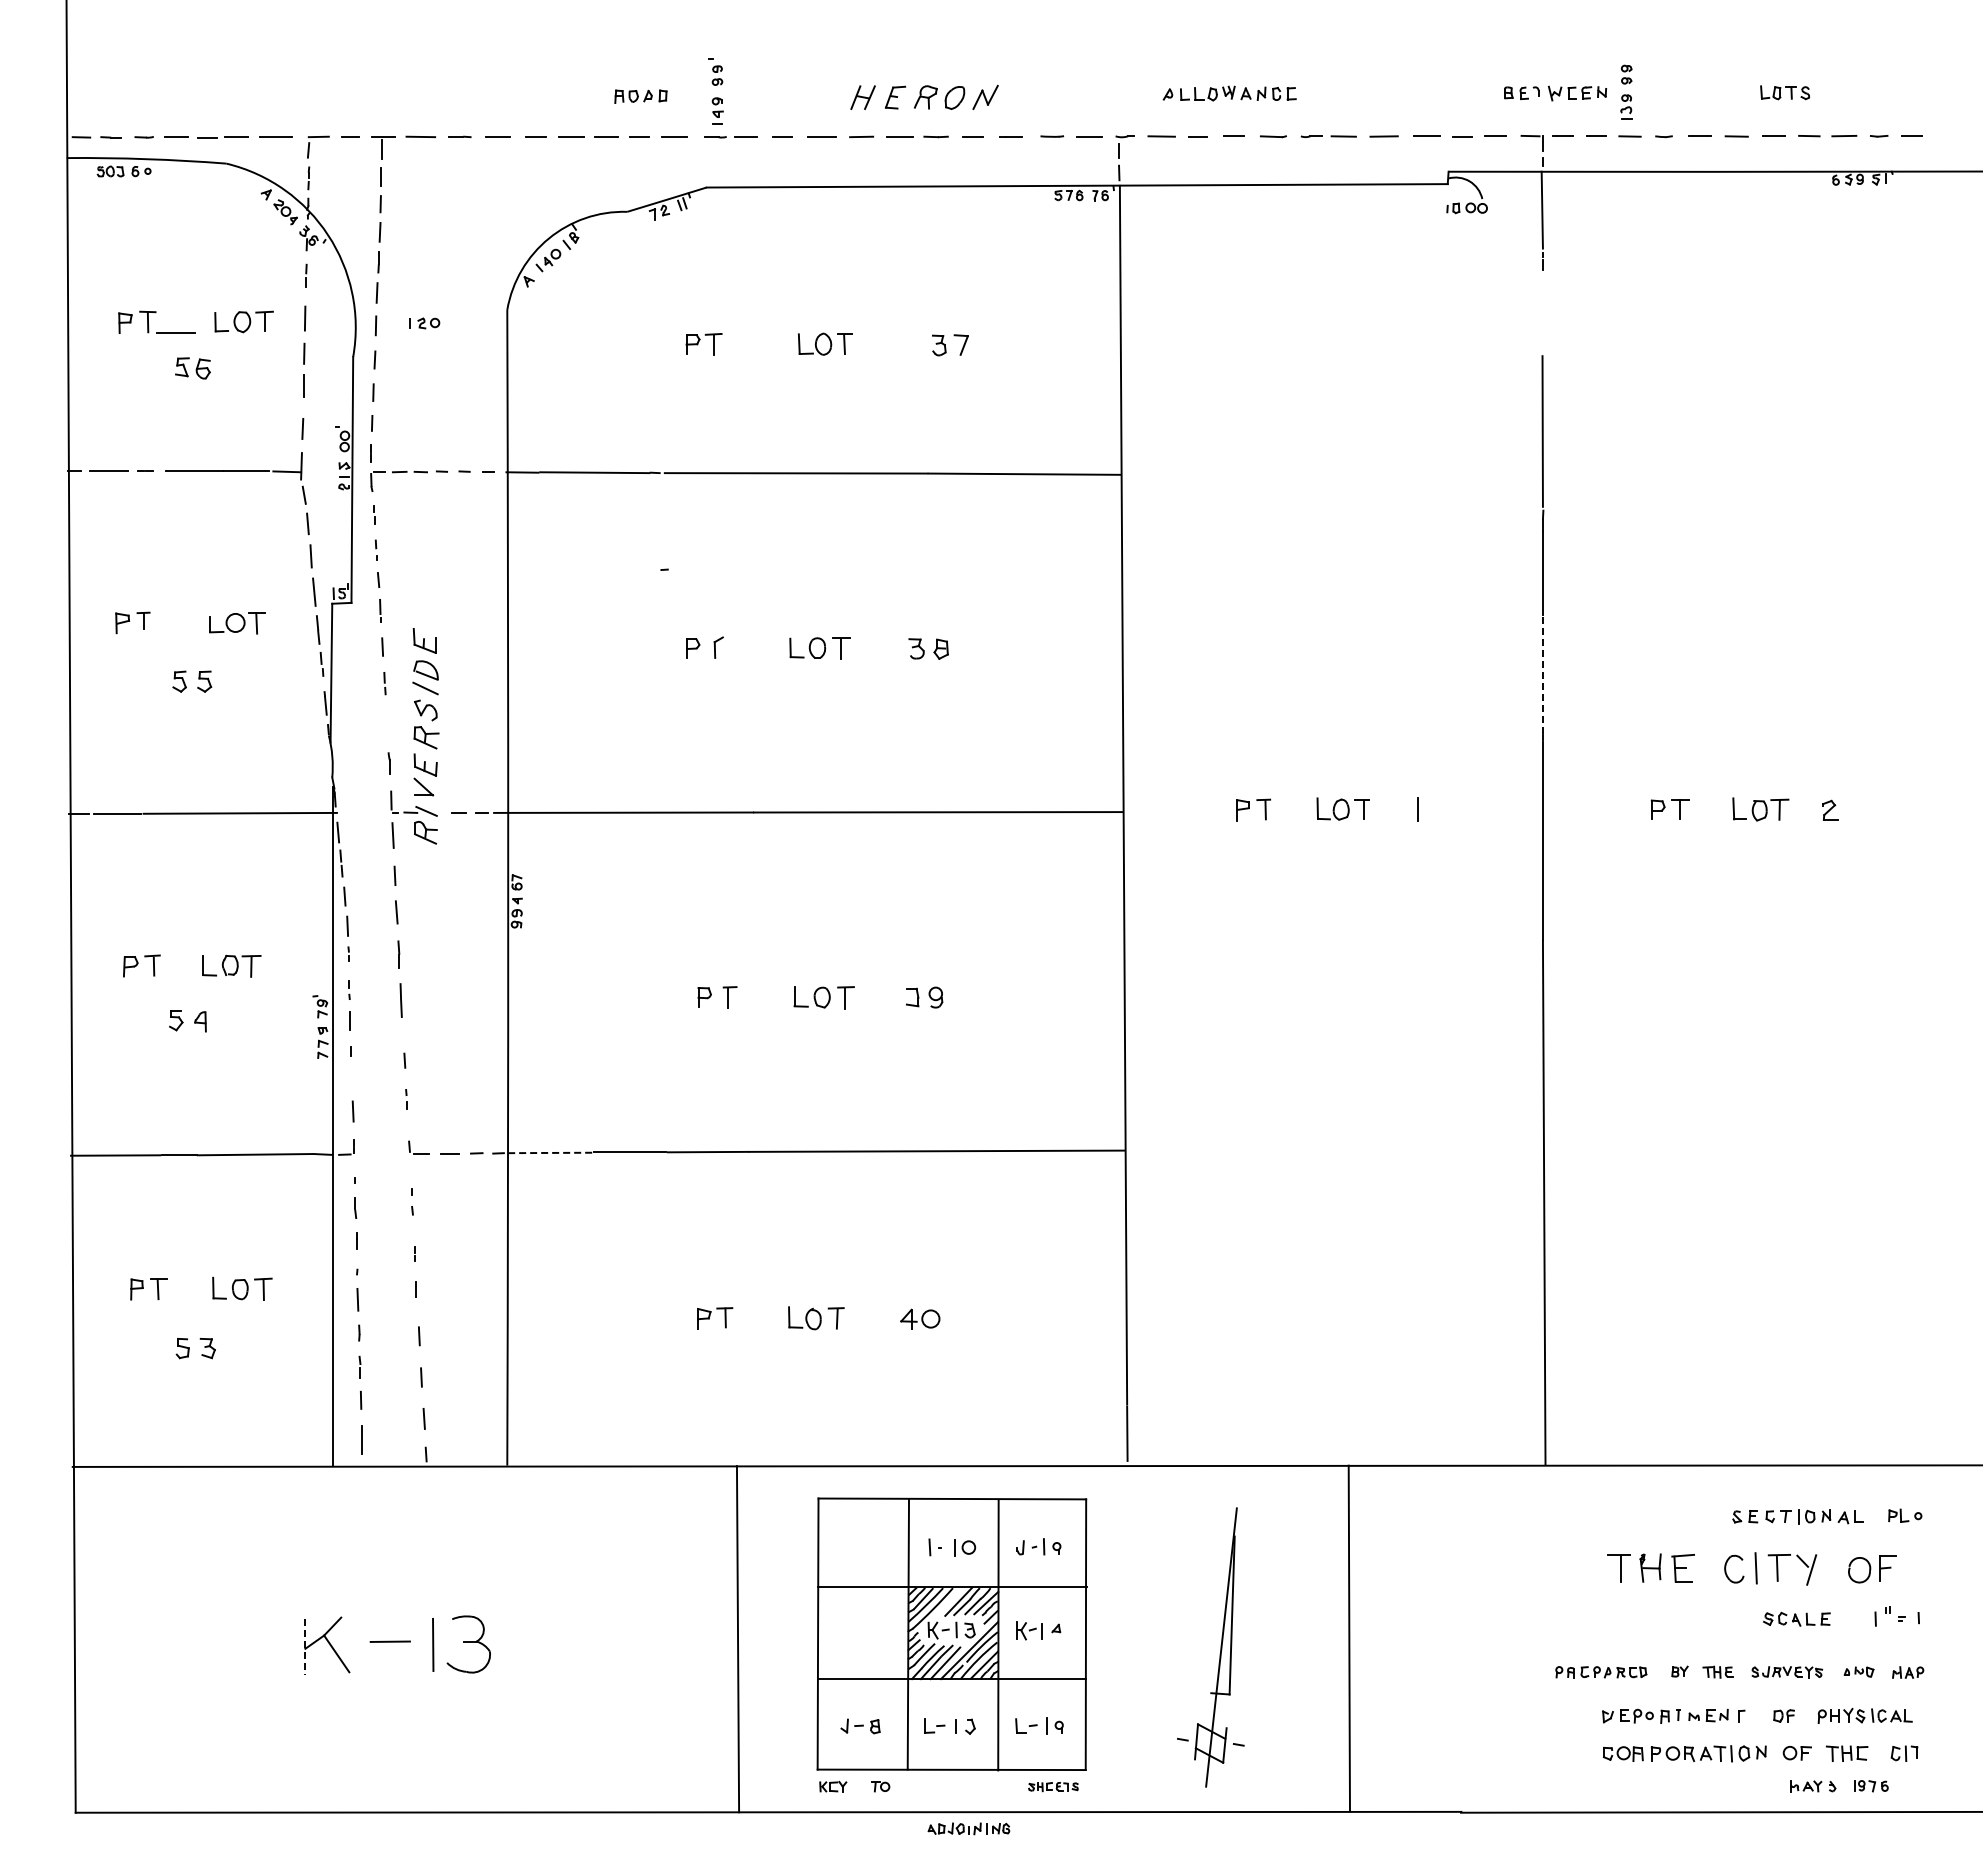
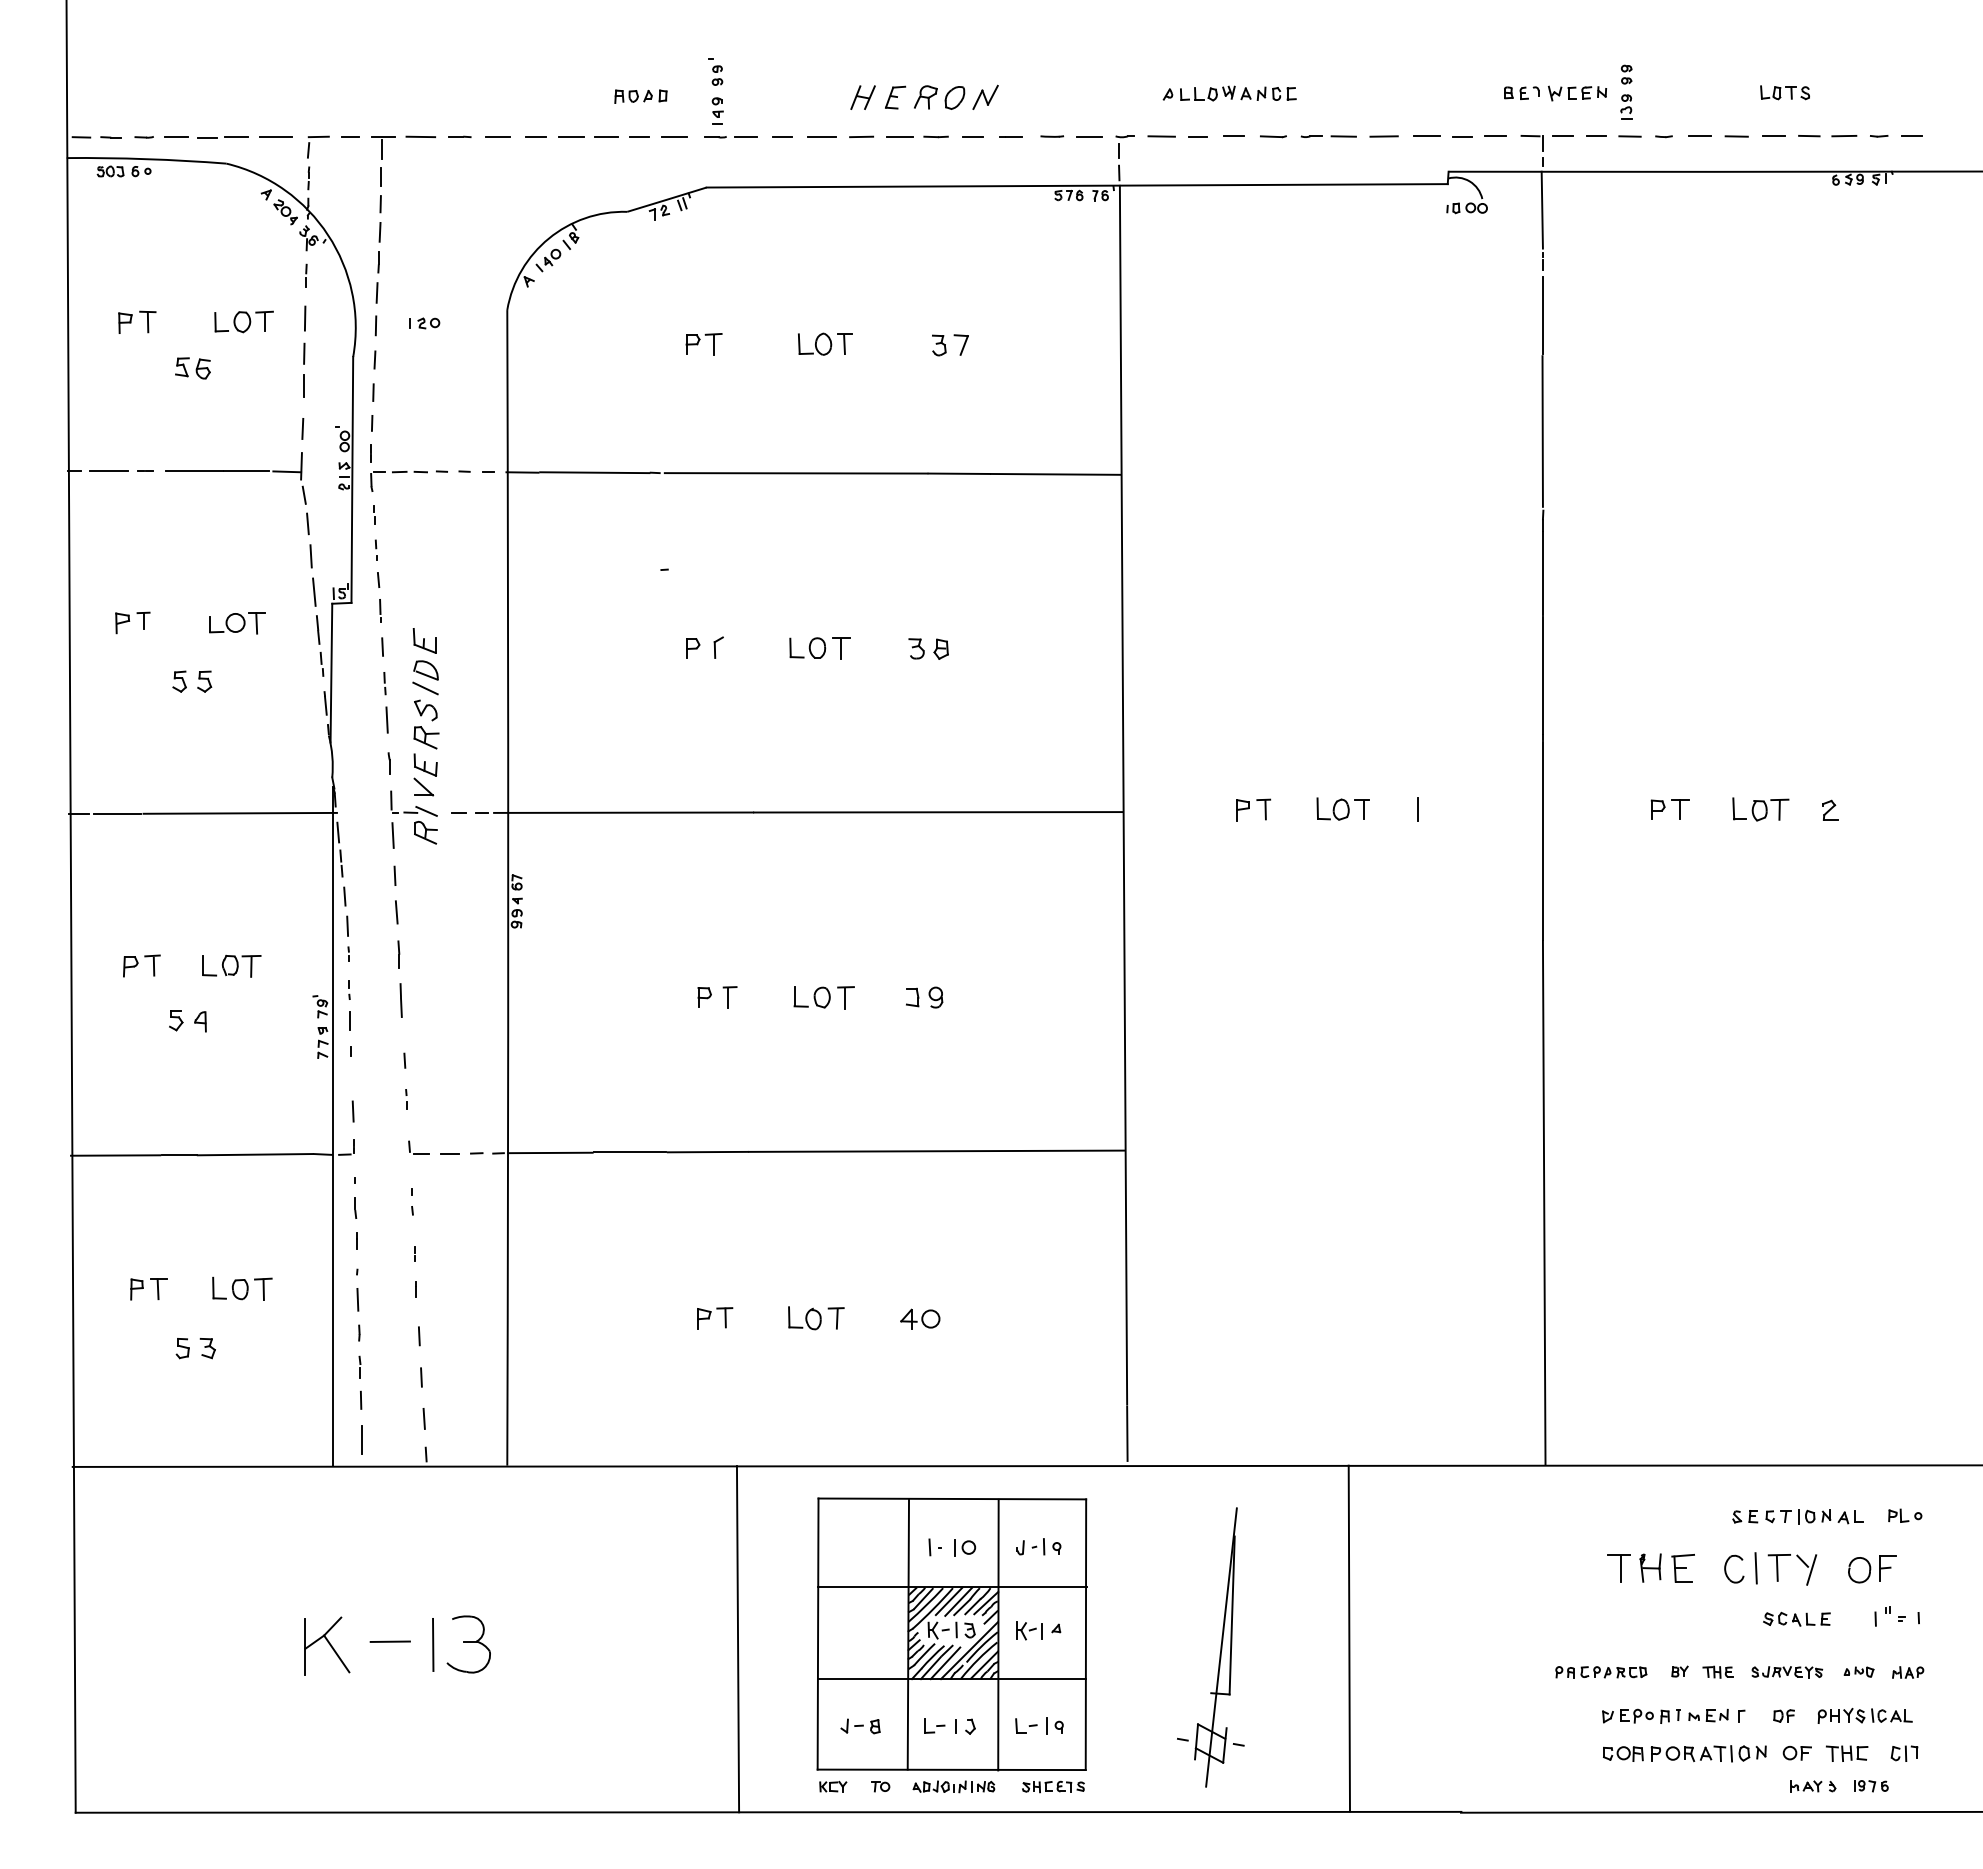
line: none -> present (1542, 315)
line: present -> none (175, 332)
line: dashed -> solid (1542, 675)
line: none -> present (386, 719)
line: dashed -> solid (550, 1152)
line: none -> present (948, 1601)
line: dashed -> solid (304, 1646)
part size: 51x11 px -> 63x14 px (1053, 1786)
part position: (968, 1828) -> (953, 1786) (953, 1786)
